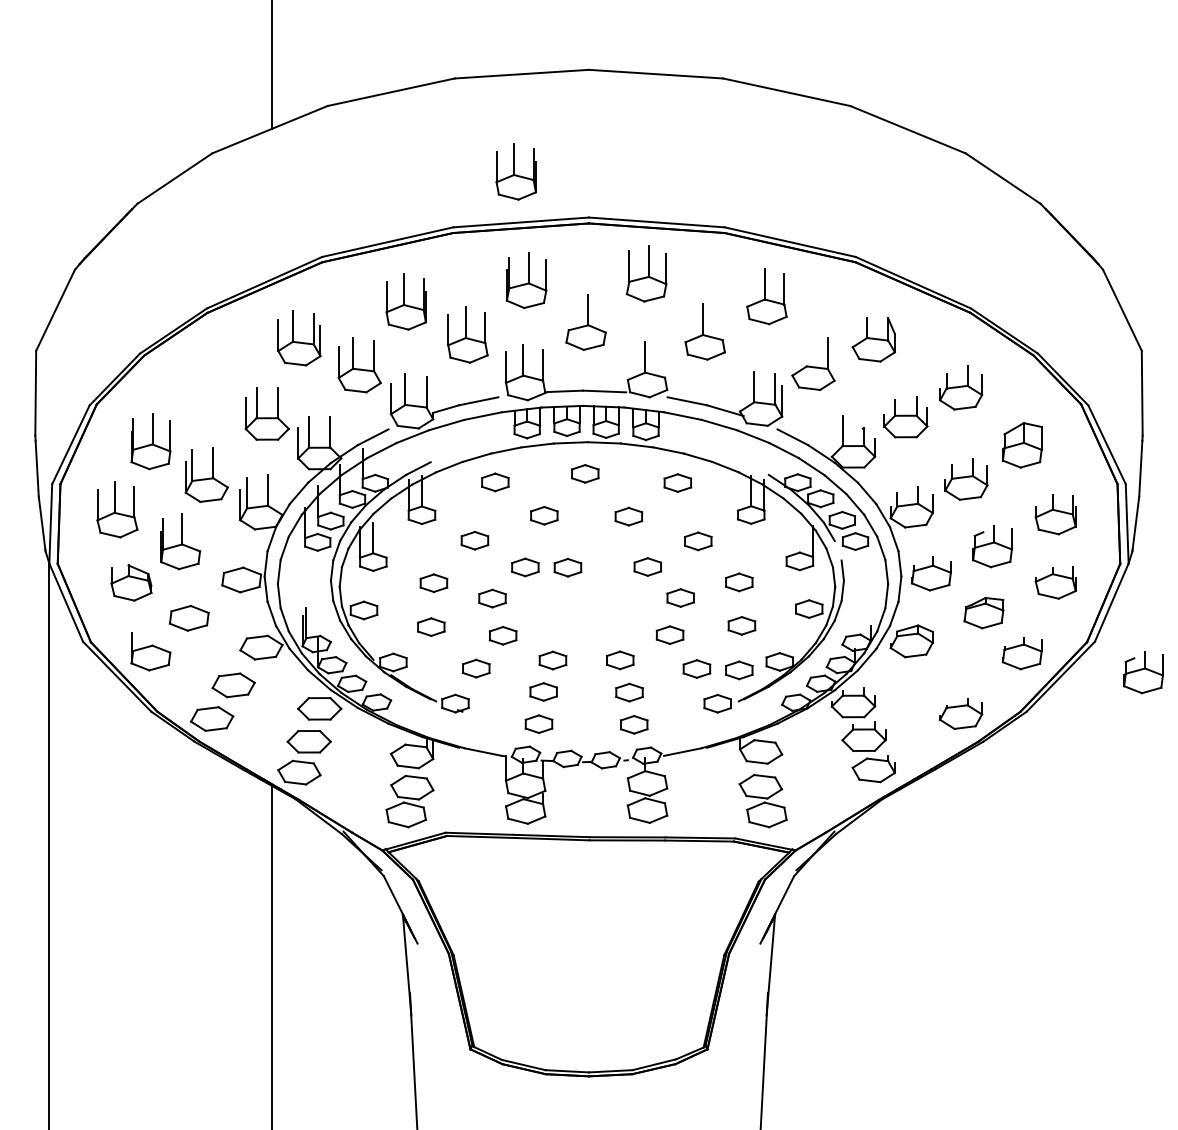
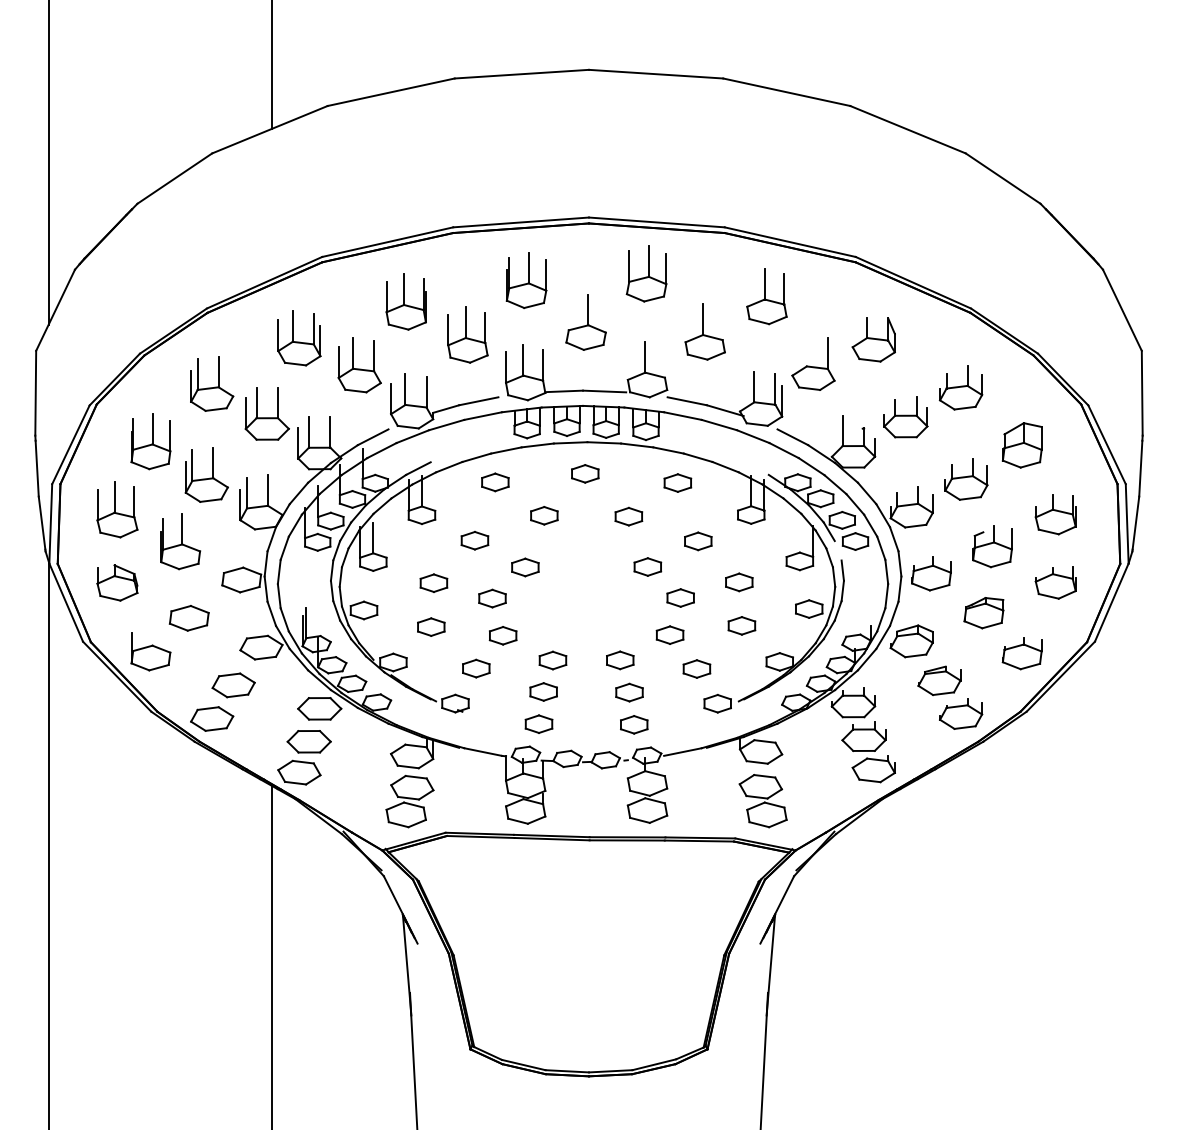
line: none -> present (48, 163)
part: present -> none (515, 171)
part: none -> present (212, 383)
part: present -> none (567, 567)
part position: (131, 582) -> (117, 582) (117, 582)
part: present -> none (739, 670)
part: present -> none (1143, 672)
part: none -> present (939, 680)
